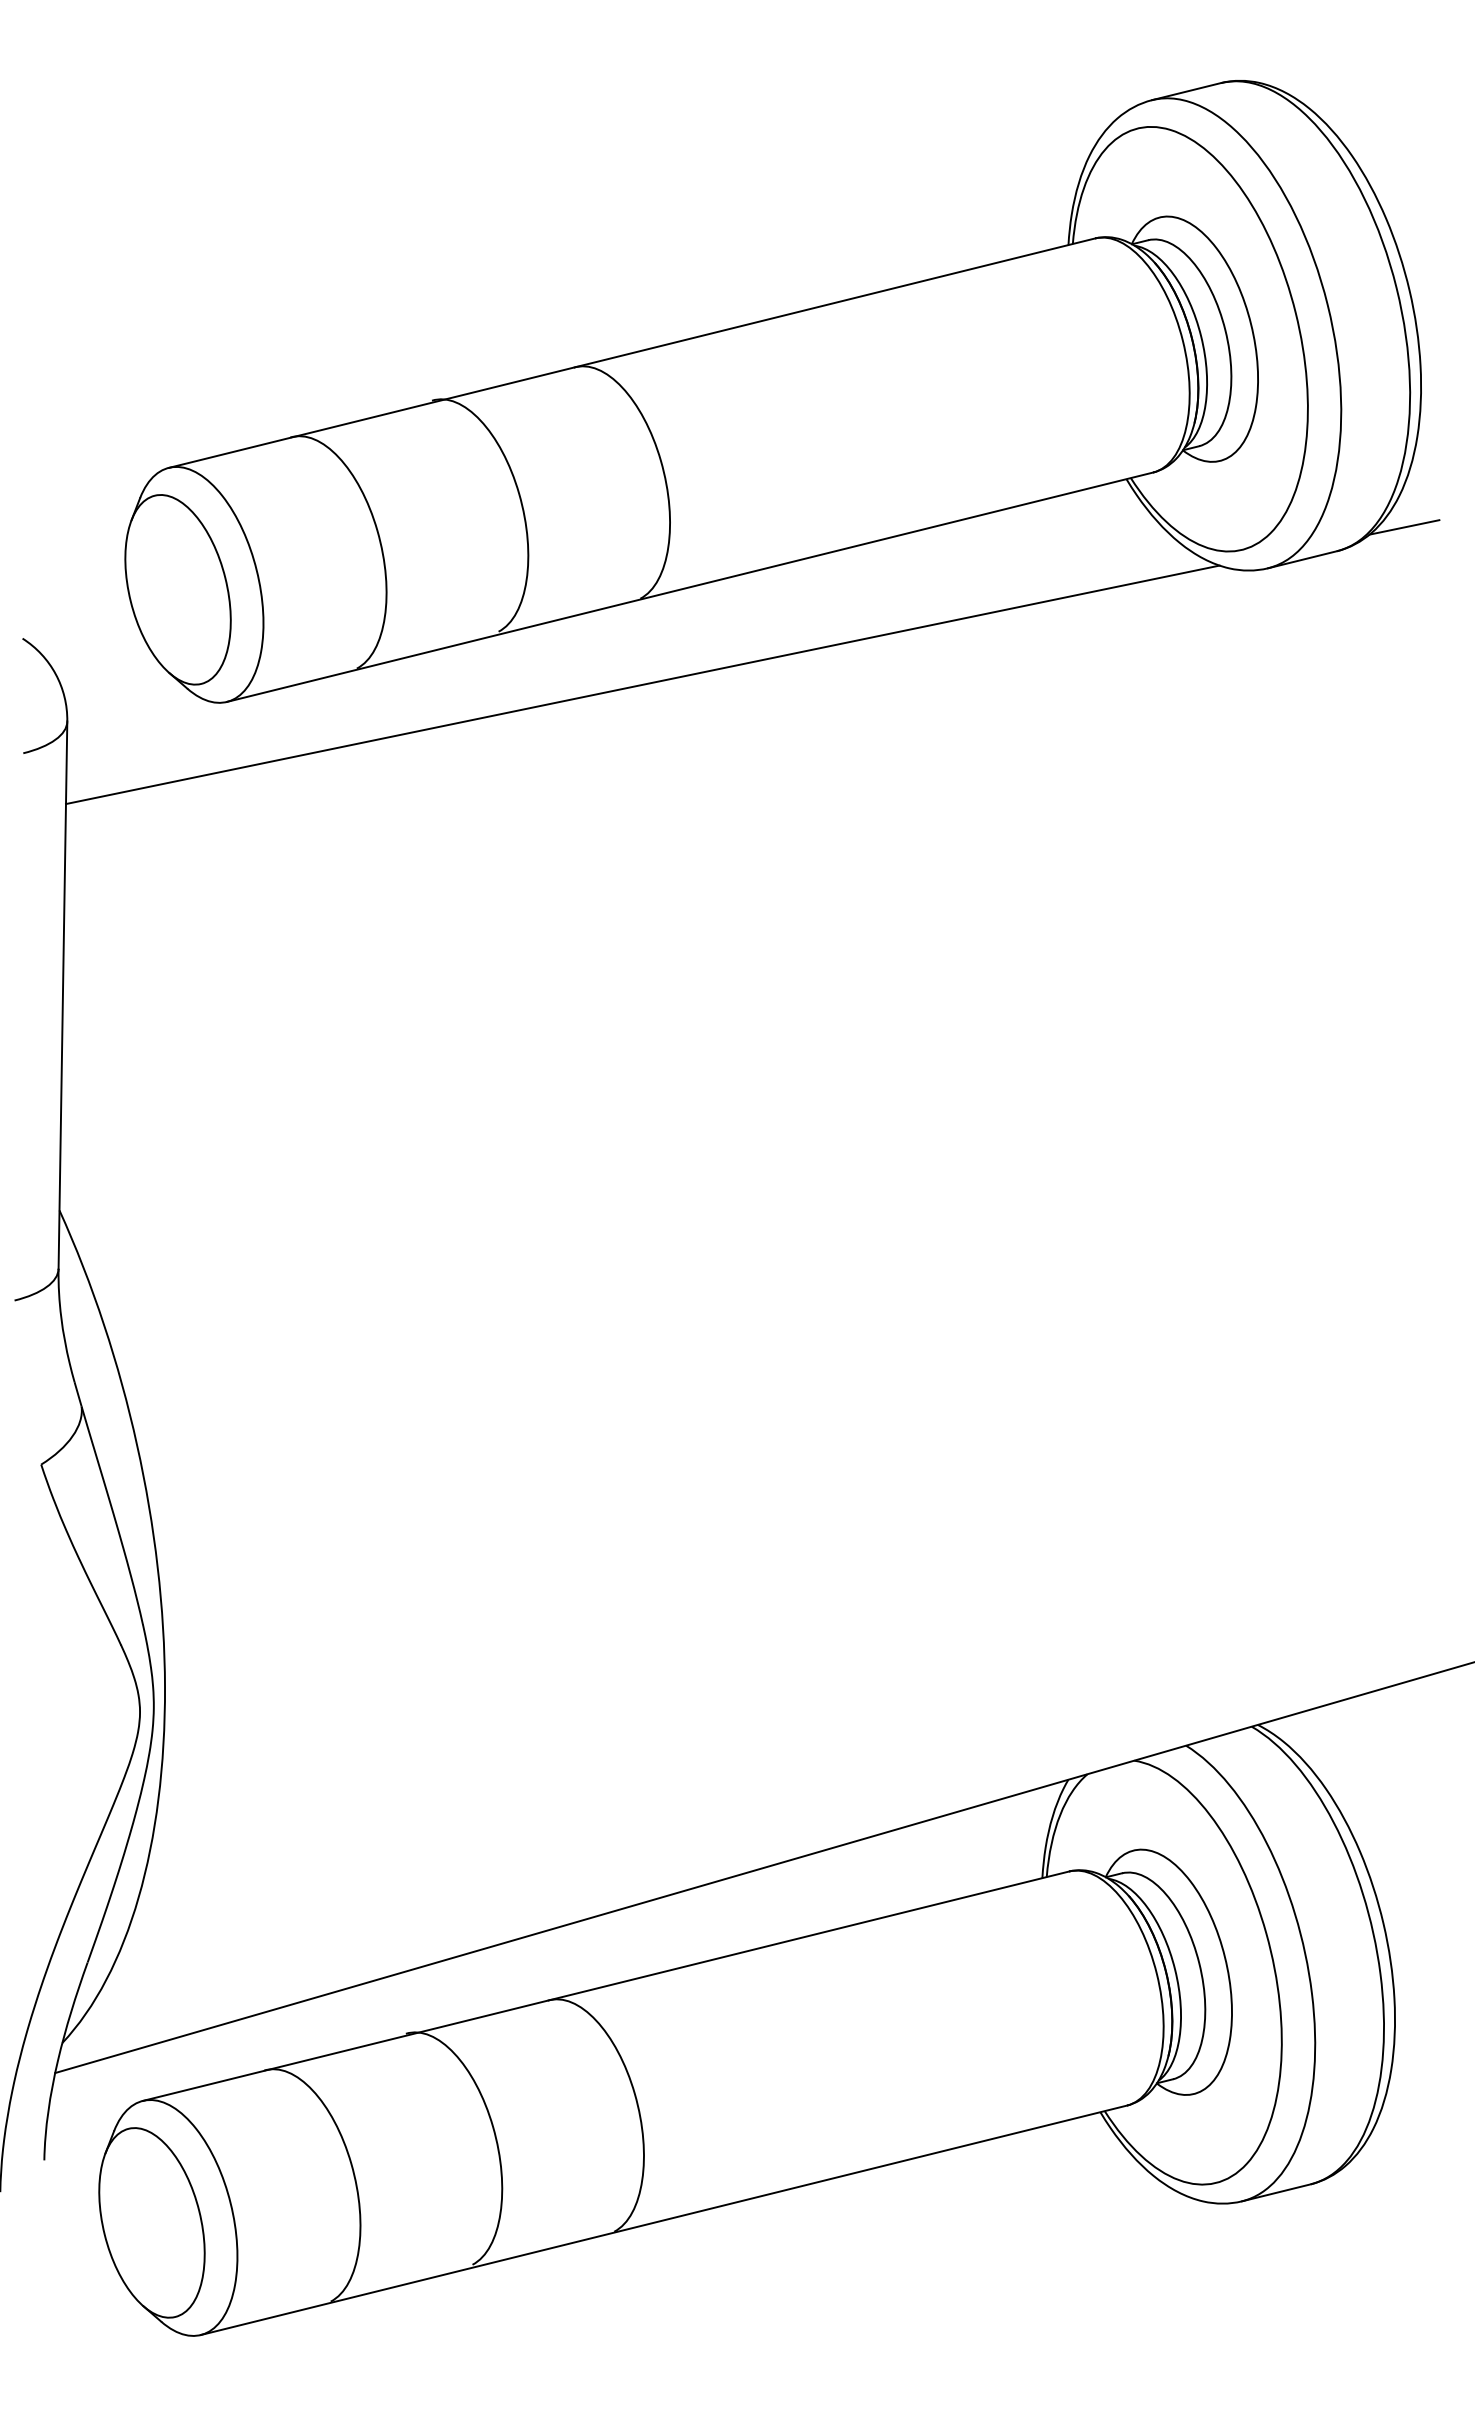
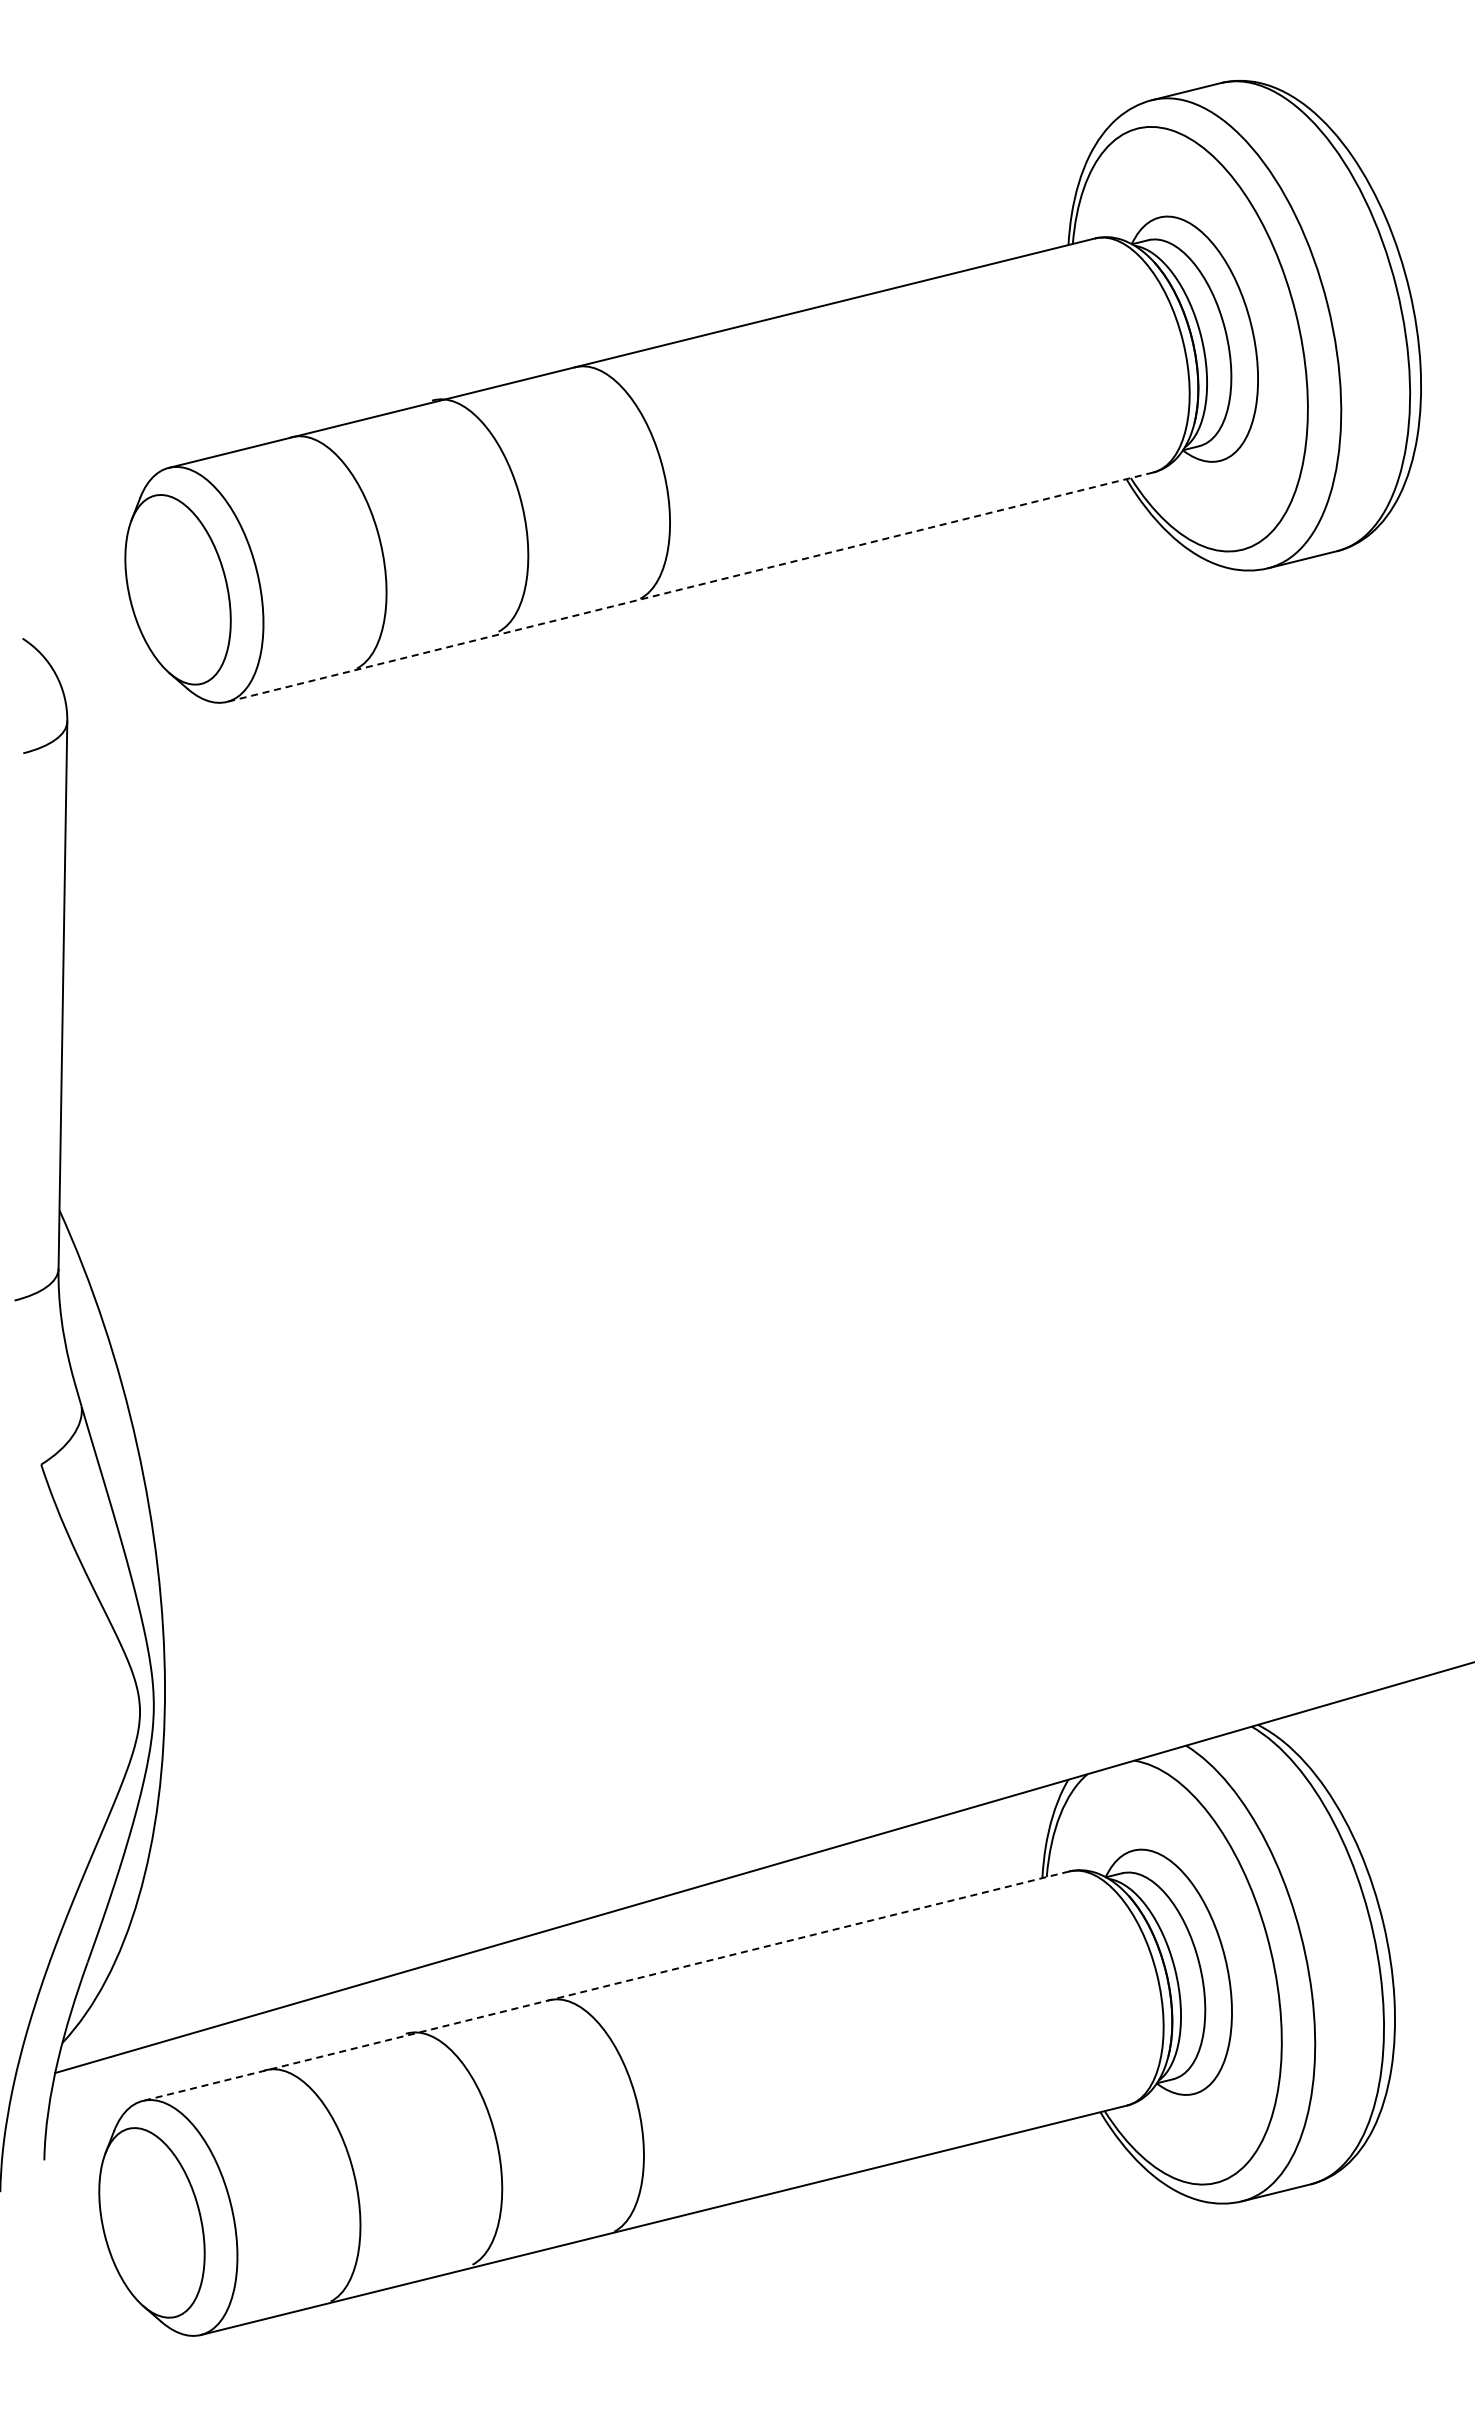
line: present -> none (1404, 527)
line: solid -> dashed (689, 587)
line: present -> none (642, 684)
line: solid -> dashed (605, 1986)
